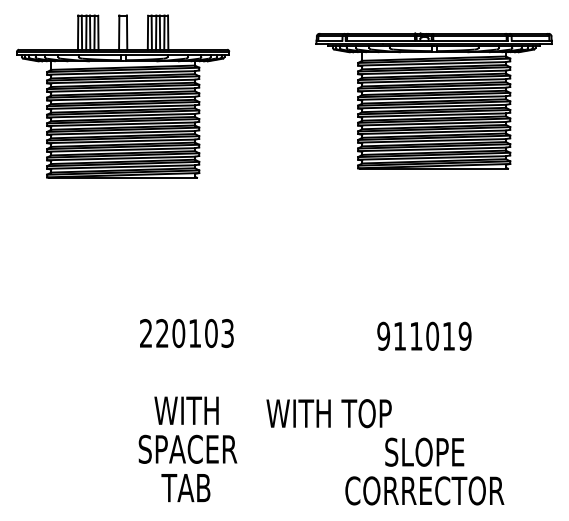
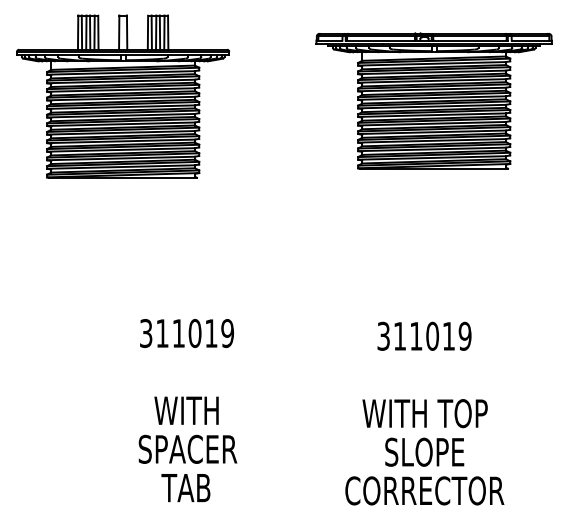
text: 220103 -> 311019 (187, 333)
text: 911019 -> 311019 (383, 336)
text position: (328, 413) -> (424, 413) (424, 413)
